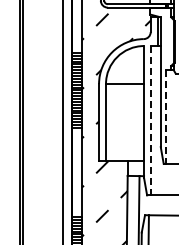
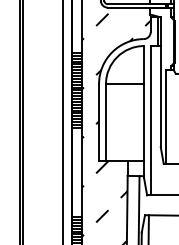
line: dashed -> solid (166, 117)
line: dashed -> solid (151, 120)
